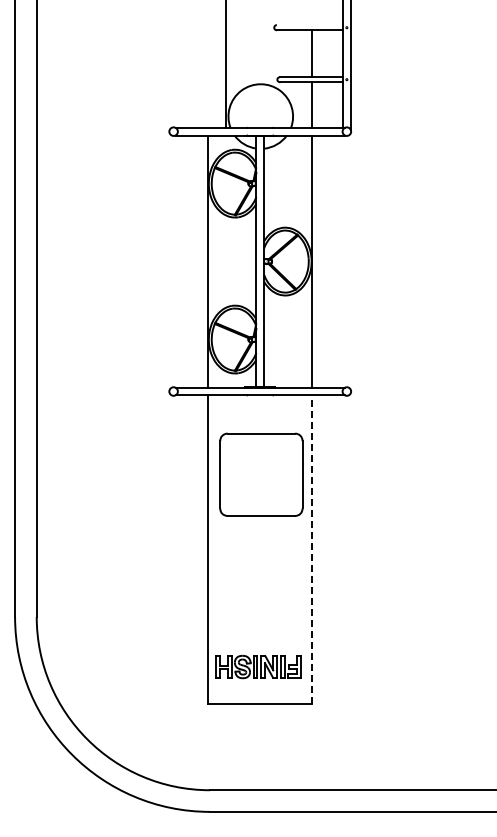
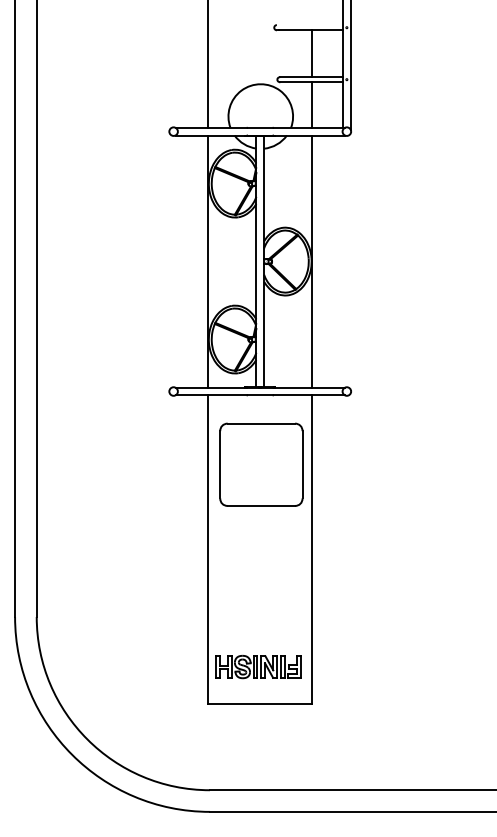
line position: (226, 64) -> (208, 64) (208, 64)
part position: (261, 474) -> (261, 464) (261, 464)
line: dashed -> solid (312, 549)
